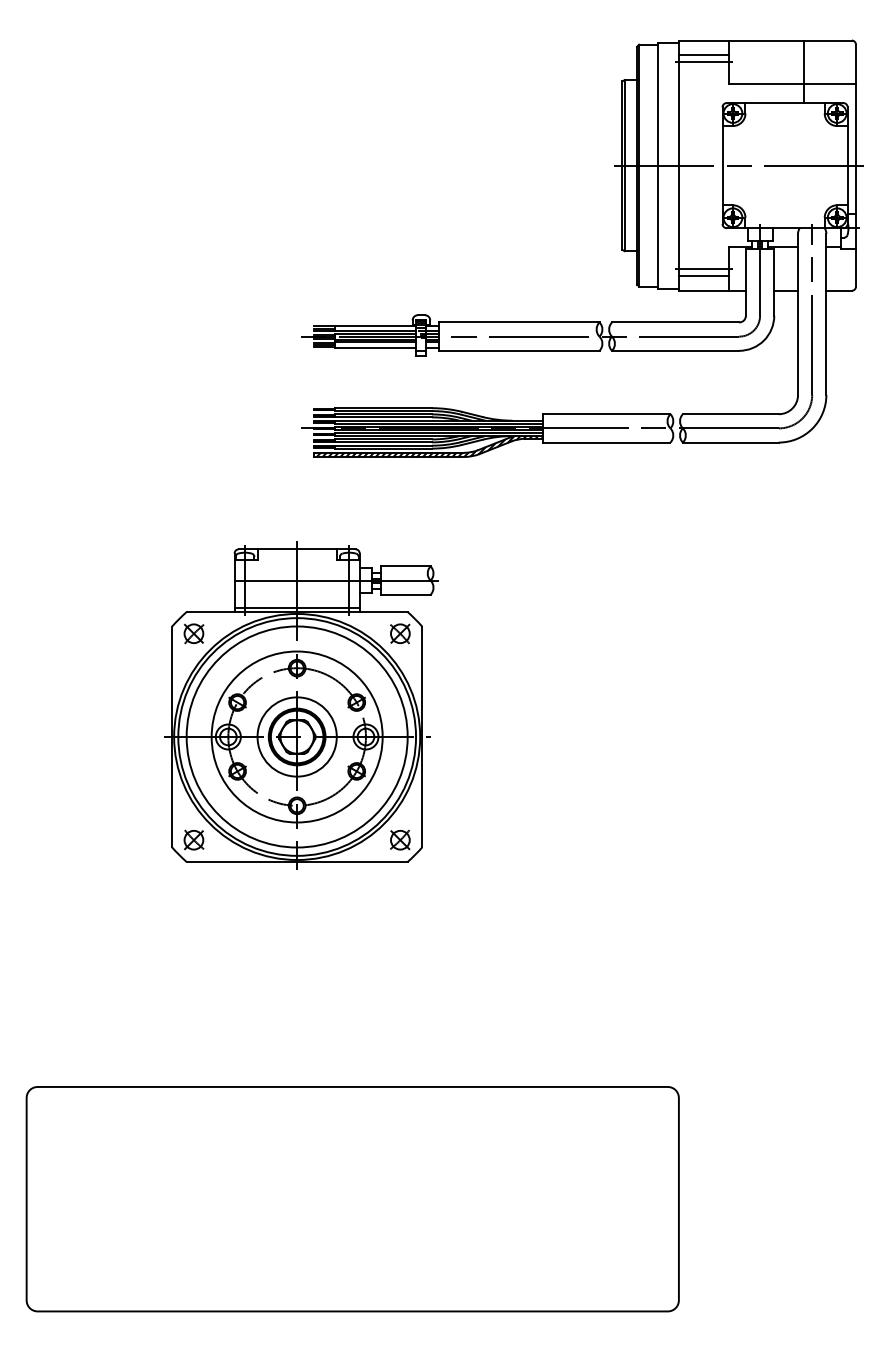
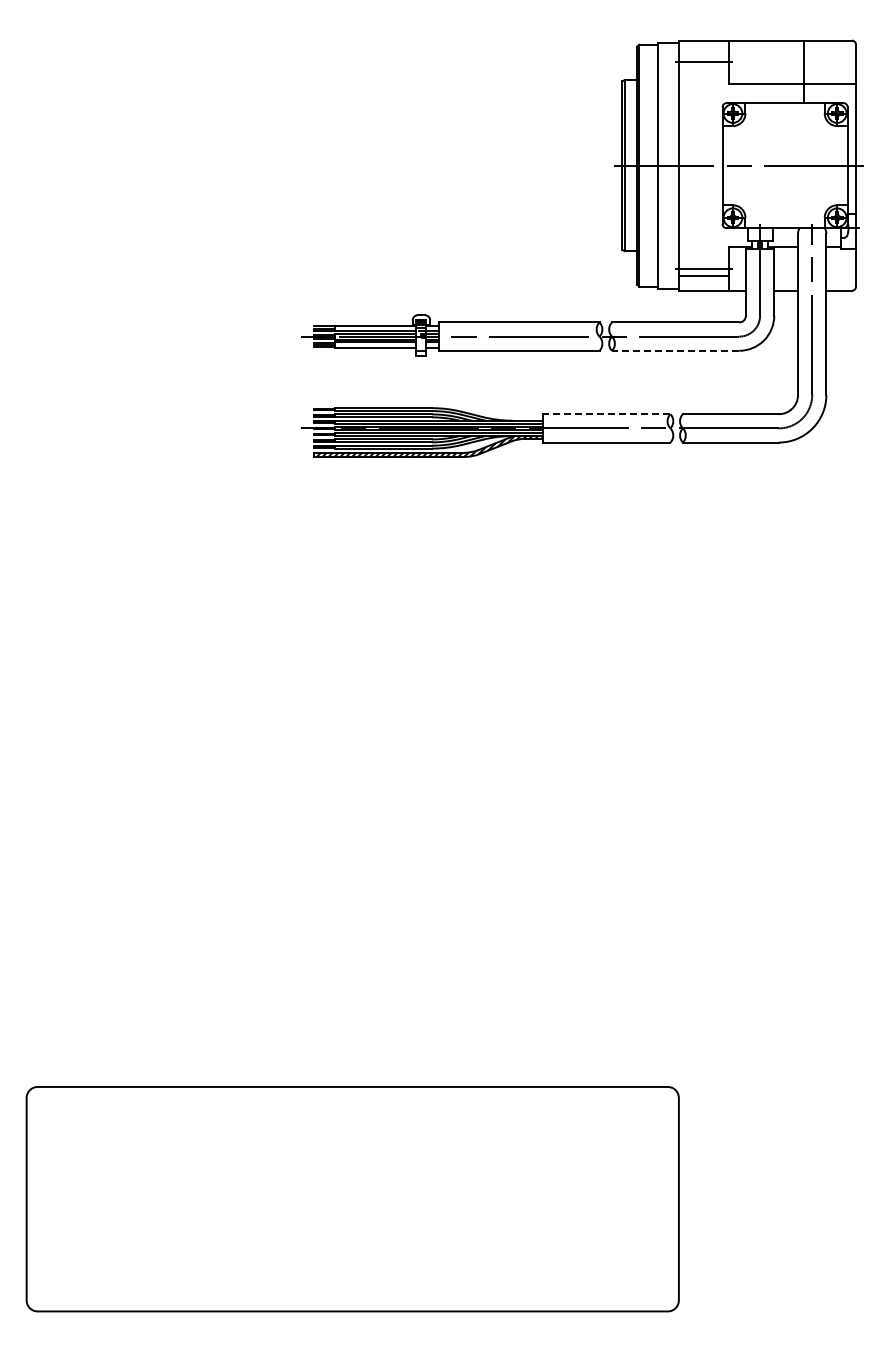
line: present -> none (703, 55)
line: solid -> dashed (675, 350)
line: solid -> dashed (606, 414)
part: present -> none (301, 705)
